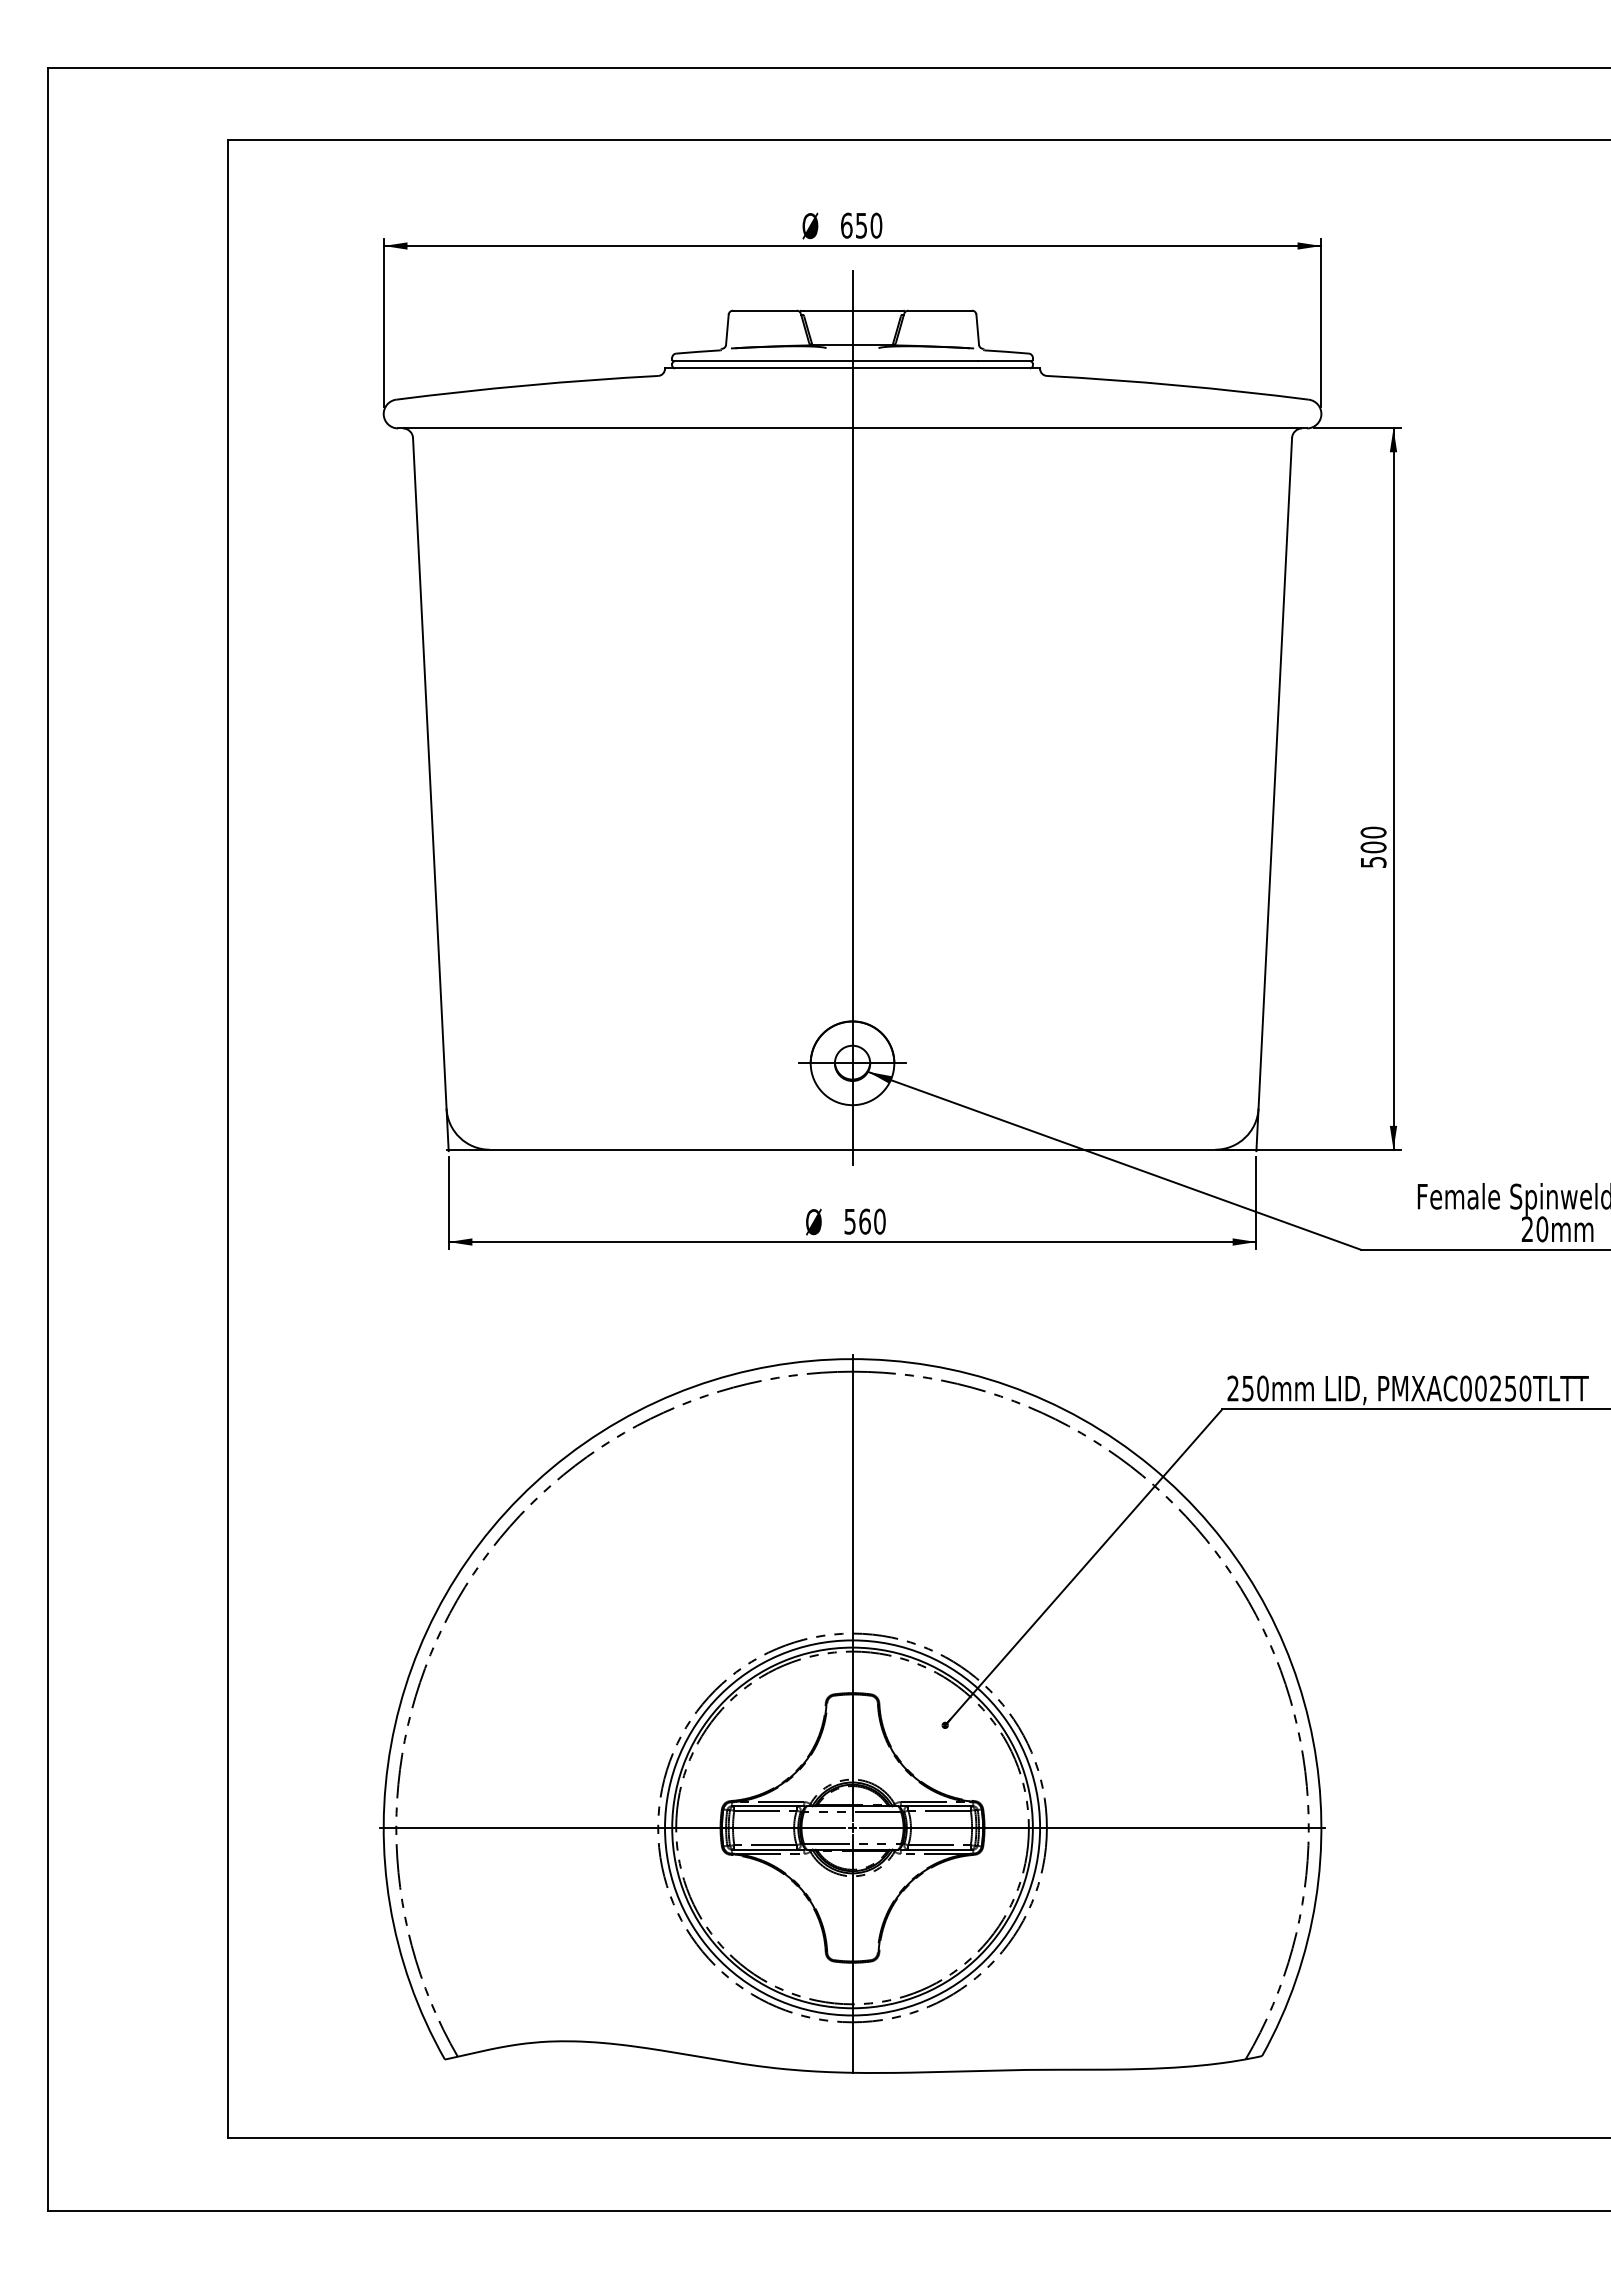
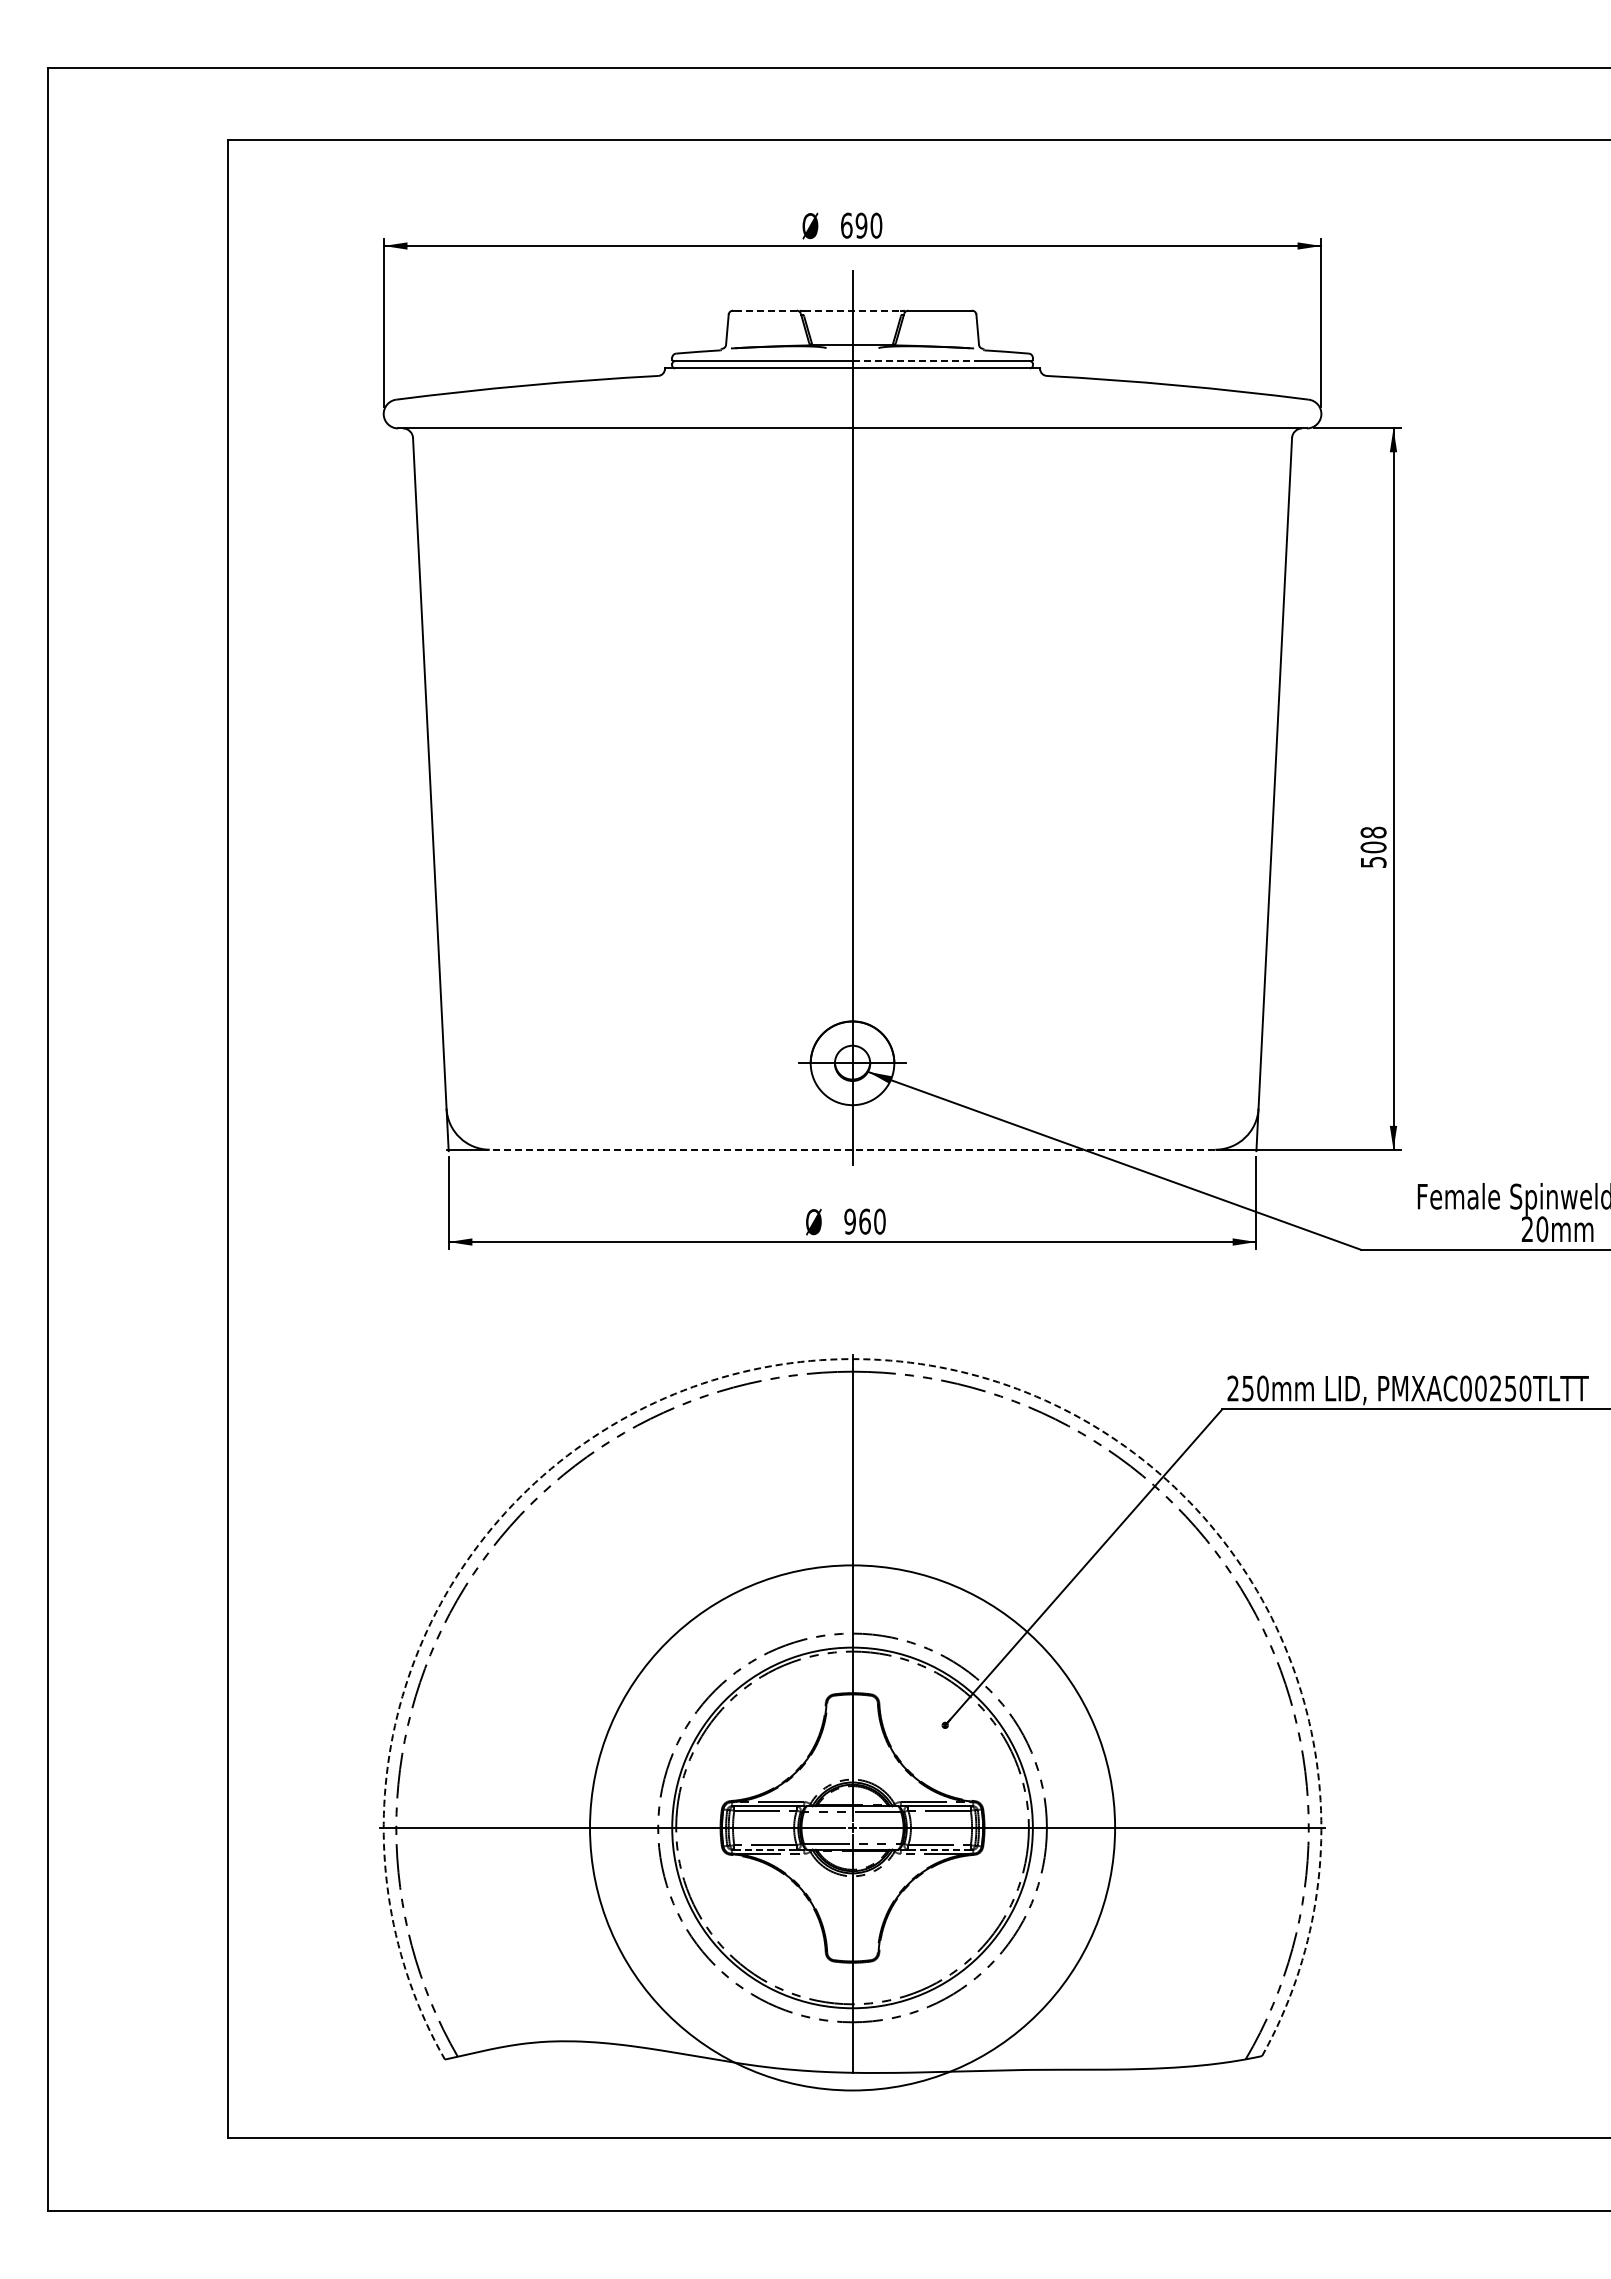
text: 650 -> 690 (861, 225)
line: solid -> dashed (765, 310)
line: solid -> dashed (852, 310)
line: solid -> dashed (915, 361)
text: 500 -> 508 (1373, 832)
line: solid -> dashed (852, 1149)
text: 560 -> 960 (849, 1221)
arc: solid -> dashed (850, 1359)
circle diameter: 375 px -> 525 px (852, 1827)
line: solid -> dashed (766, 1849)
line: solid -> dashed (939, 1849)
